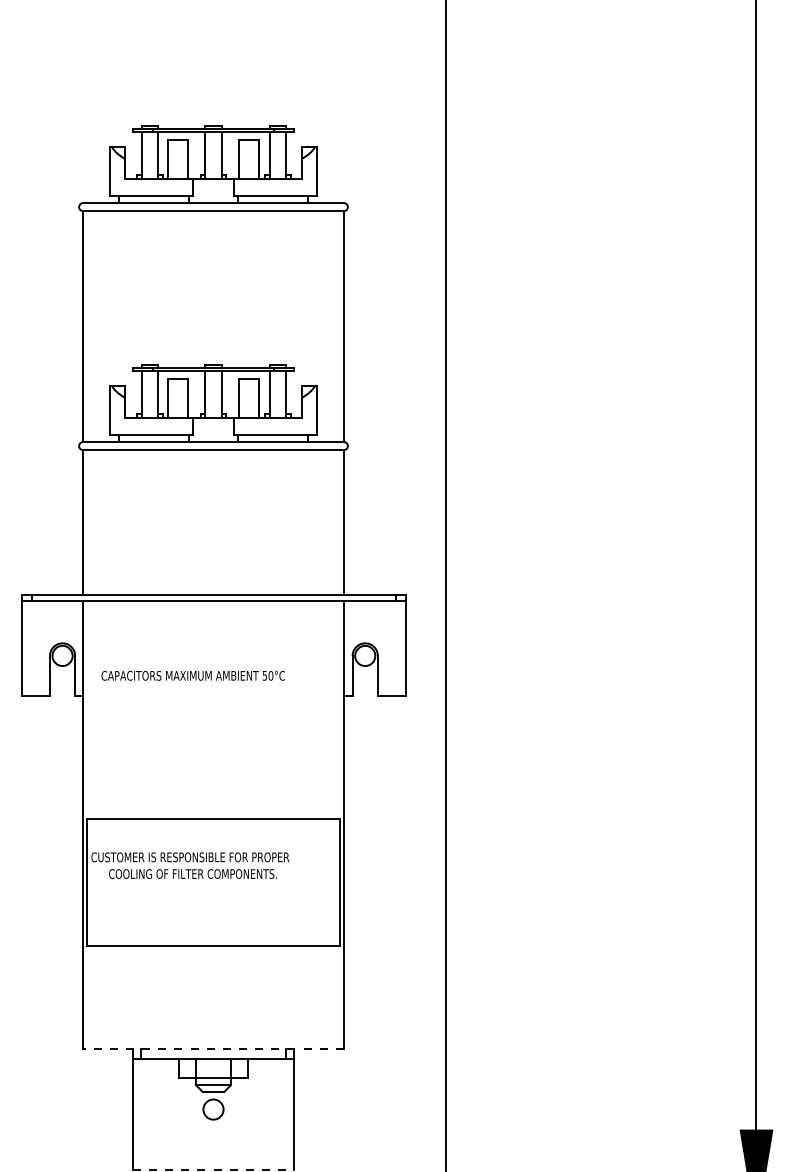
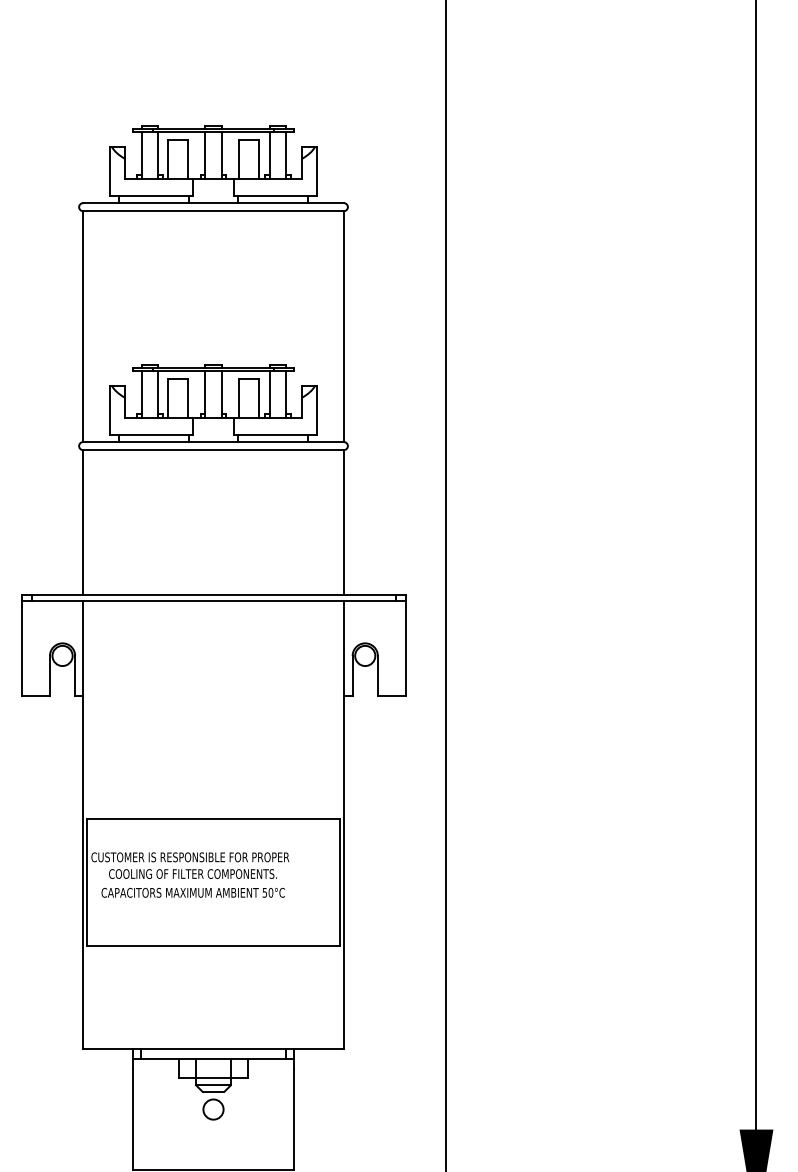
text position: (192, 675) -> (192, 892) (192, 892)
line: dashed -> solid (213, 1049)
line: dashed -> solid (213, 1170)
